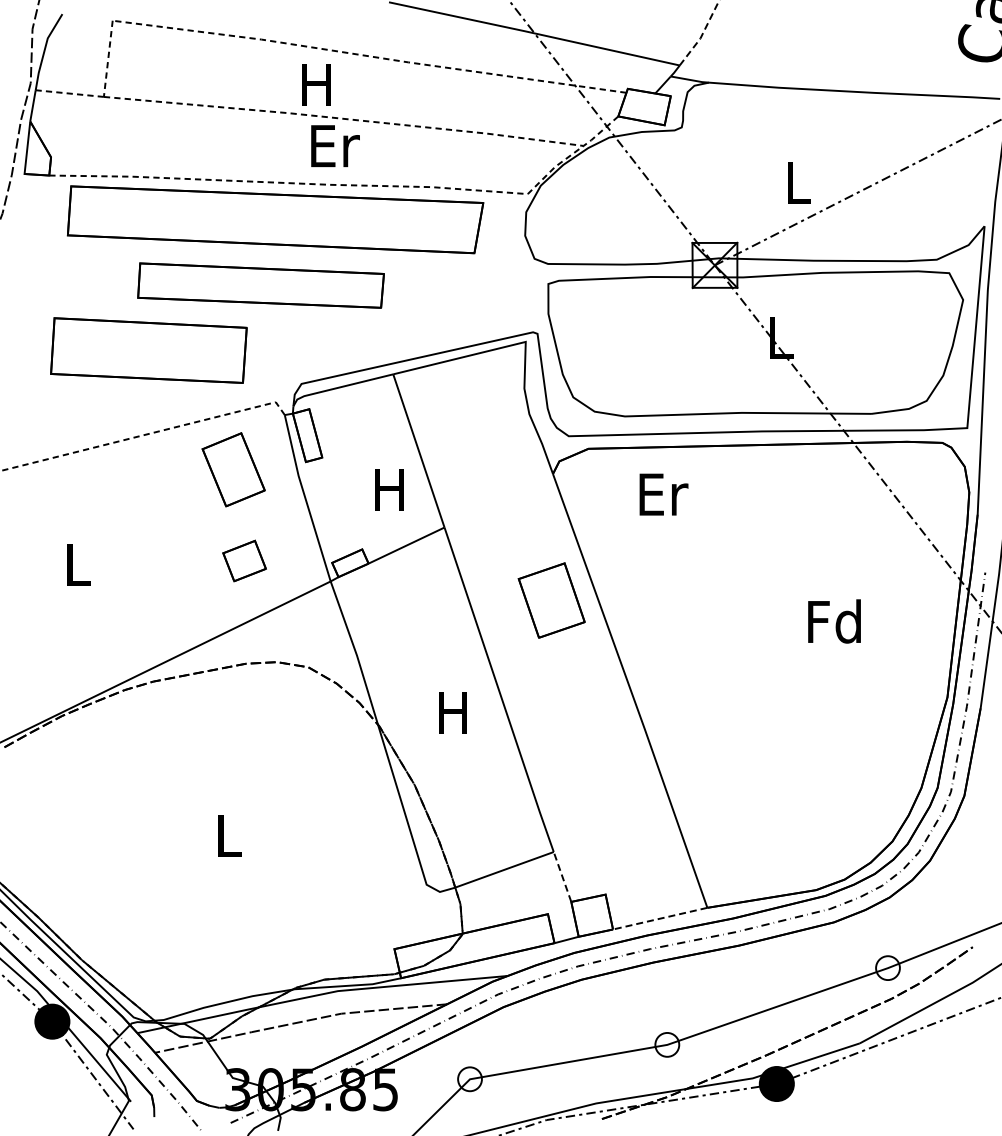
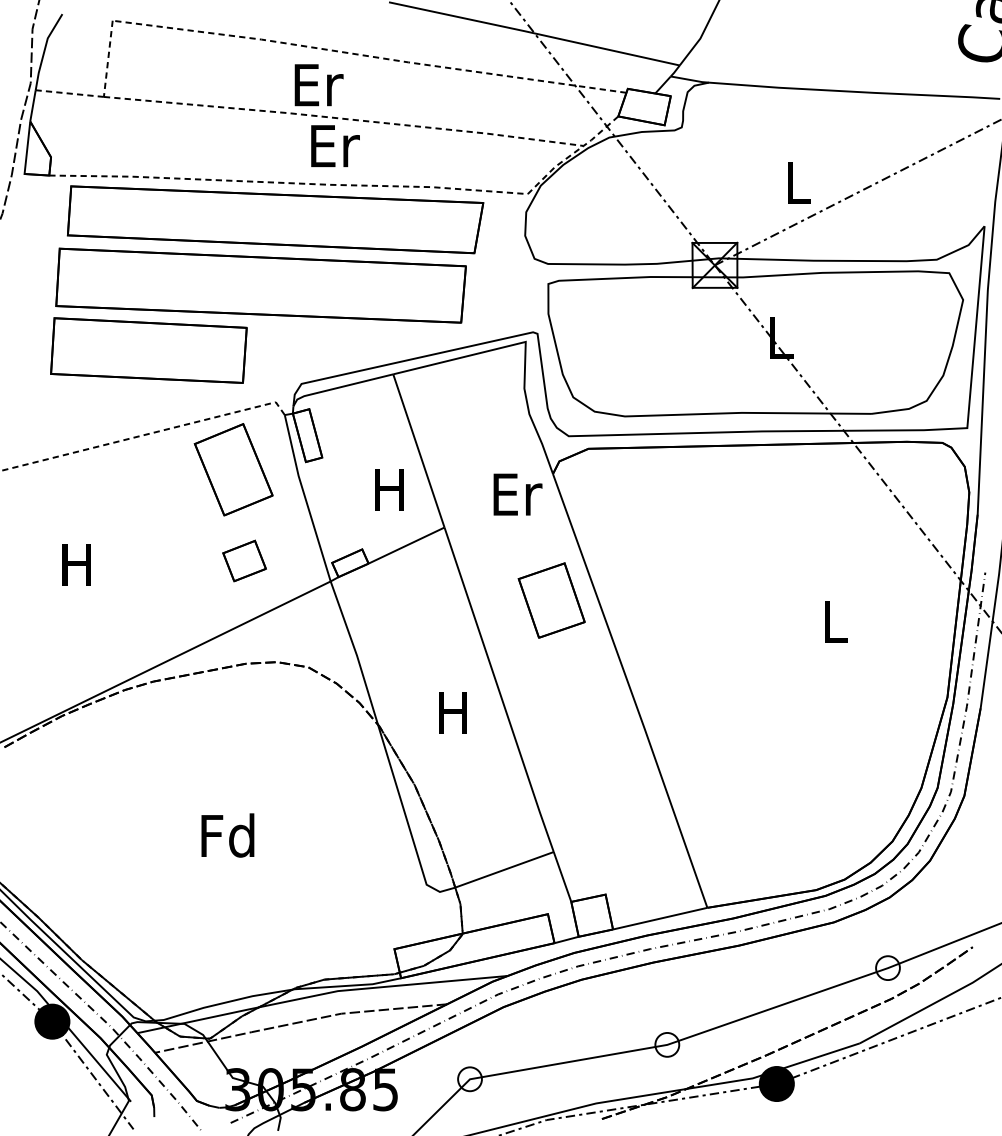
line: dashed -> solid (702, 35)
text: H -> Er (318, 85)
part size: 248x47 px -> 412x77 px (260, 285)
part size: 65x76 px -> 81x94 px (233, 469)
text position: (663, 494) -> (517, 494) (517, 494)
text: L -> H (76, 564)
text: Fd -> L (834, 621)
text: L -> Fd (227, 835)
line: dashed -> solid (562, 876)
line: dashed -> solid (659, 918)
